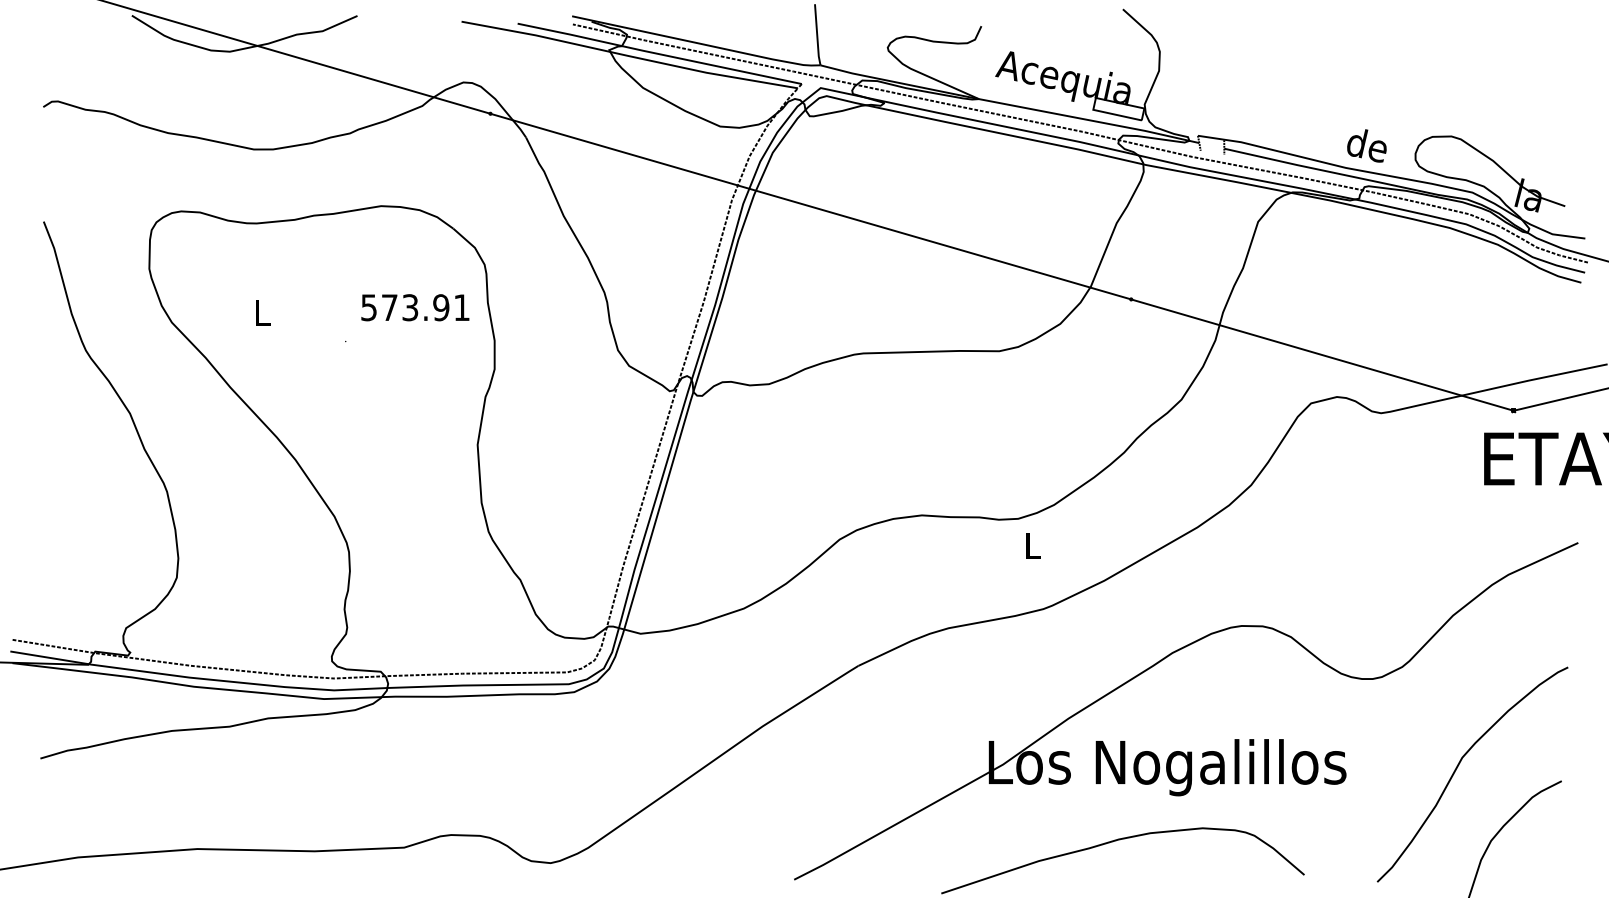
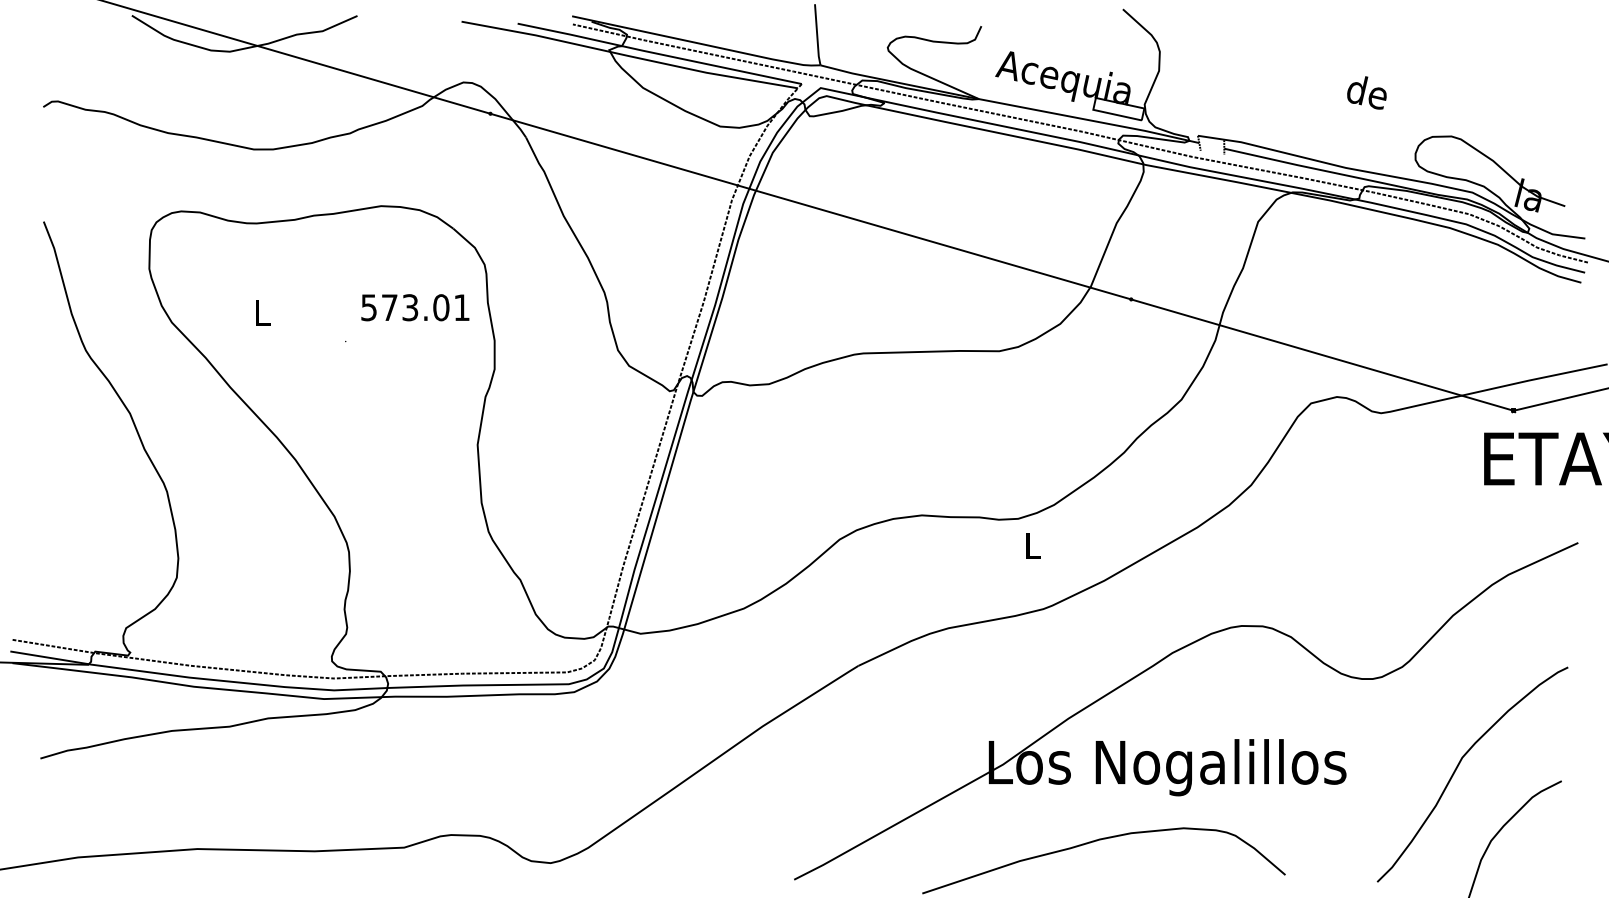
text position: (1366, 145) -> (1366, 92) (1366, 92)
text: 573.91 -> 573.01 (441, 307)
curve position: (1116, 841) -> (1097, 841) (1097, 841)
